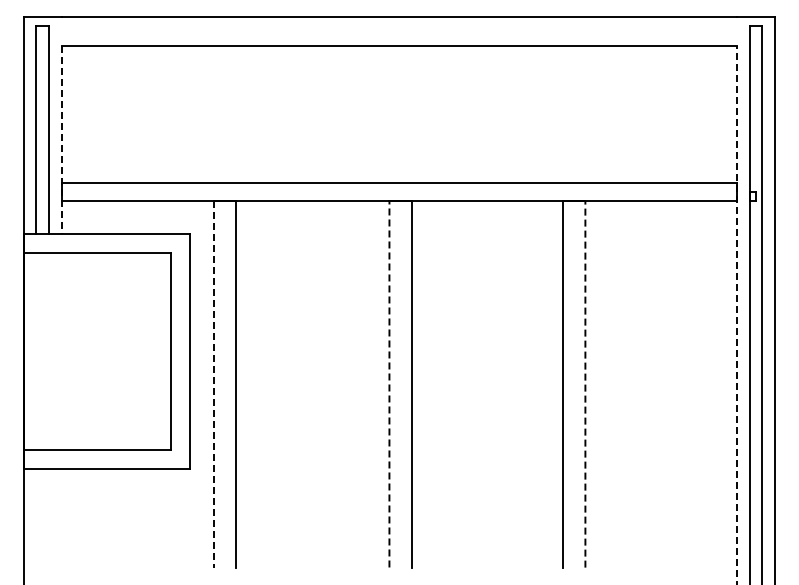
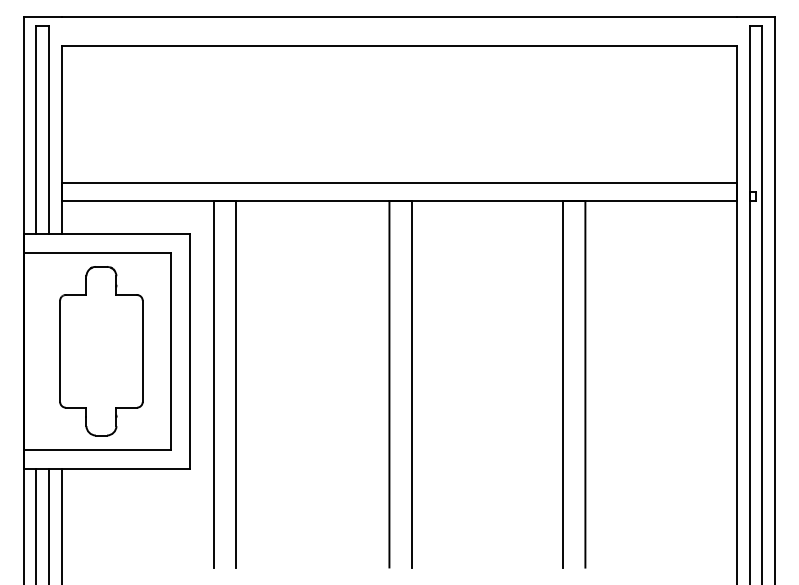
line: dashed -> solid (61, 140)
line: dashed -> solid (737, 314)
part: none -> present (101, 351)
line: dashed -> solid (389, 384)
line: dashed -> solid (585, 384)
line: dashed -> solid (213, 385)
line: none -> present (36, 525)
line: none -> present (48, 525)
line: none -> present (61, 525)
